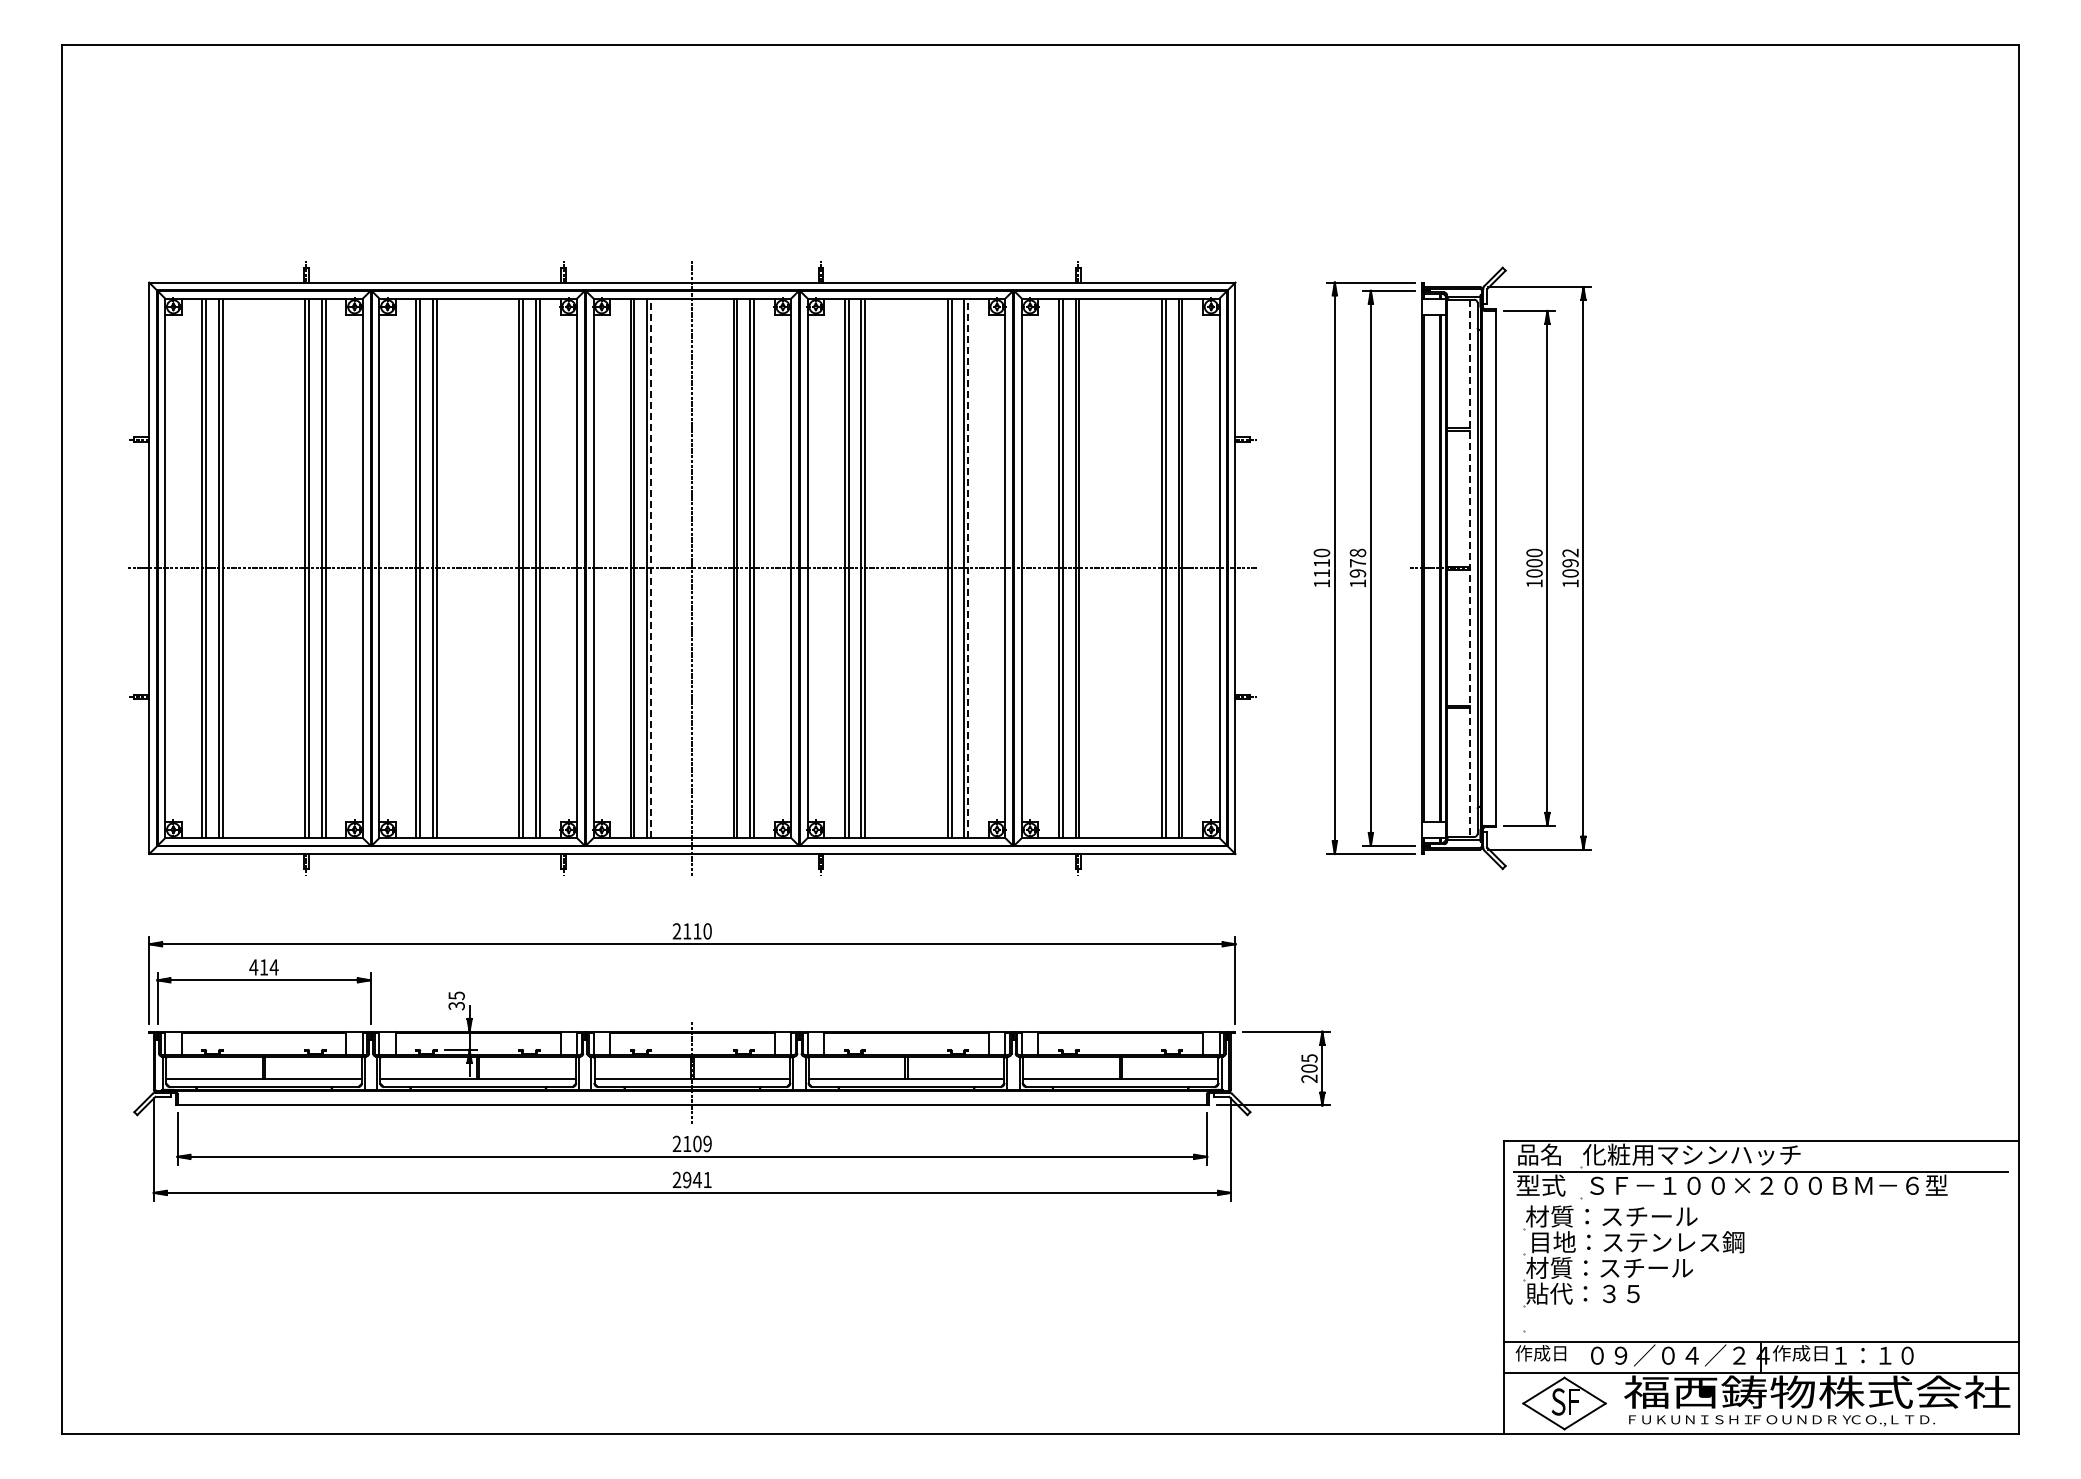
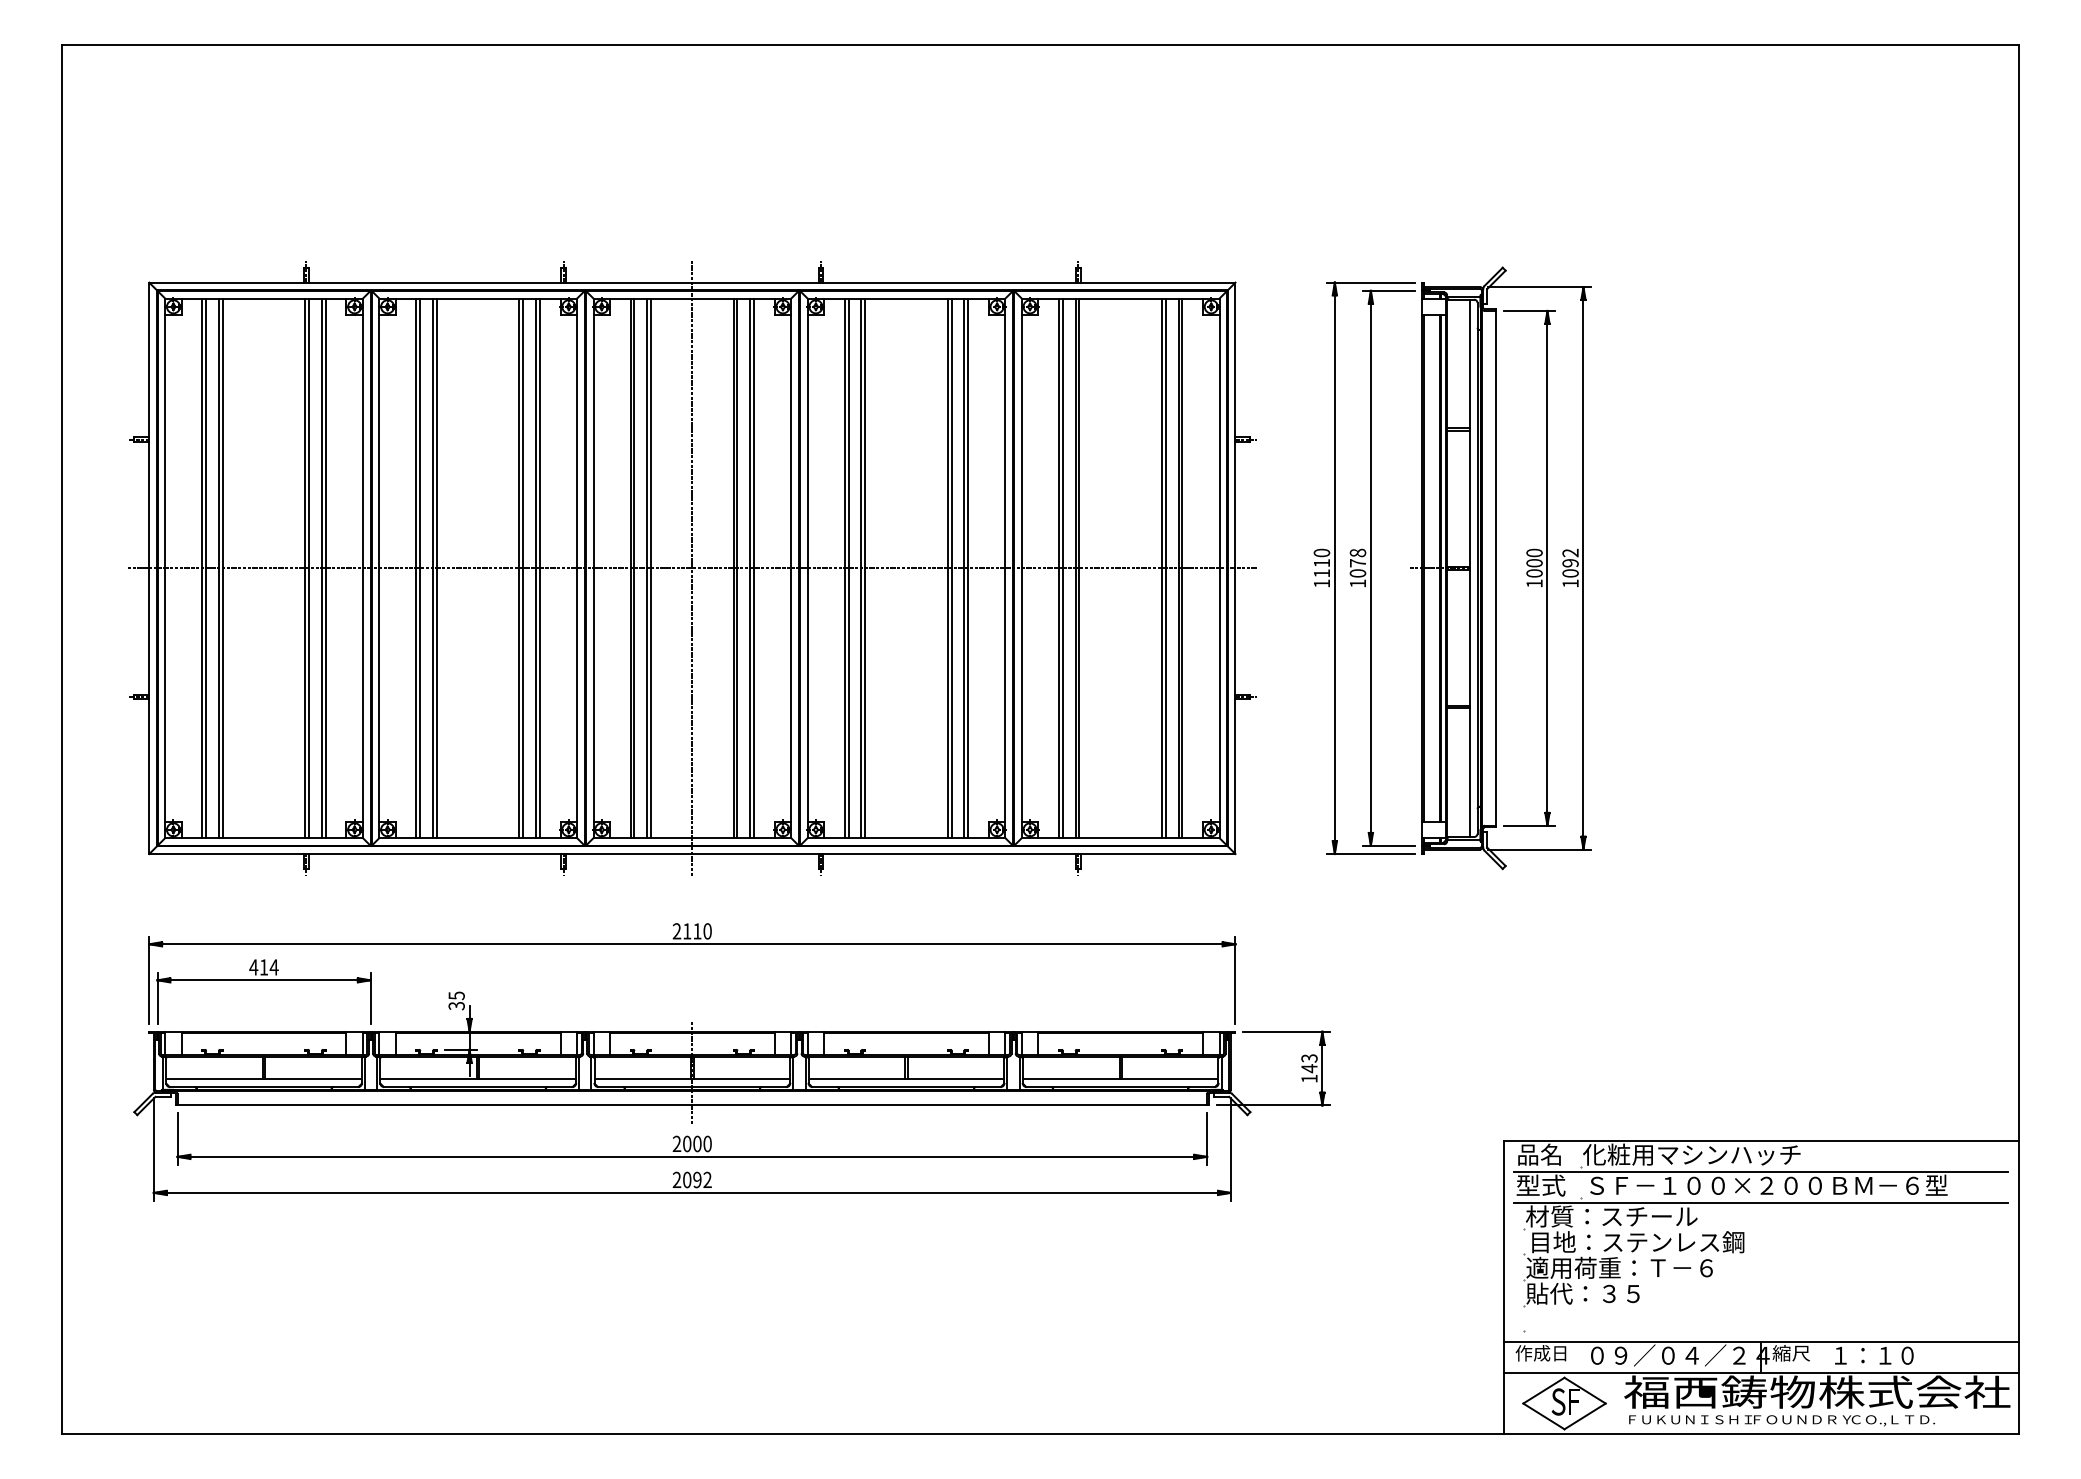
line: dashed -> solid (651, 568)
line: dashed -> solid (968, 568)
line: dashed -> solid (1469, 568)
text: 1978 -> 1078 (1357, 573)
text: 205 -> 143 (1309, 1068)
text: 2109 -> 2000 (697, 1143)
text: 2941 -> 2092 (697, 1179)
line: none -> present (1761, 1202)
text: 材質：スチール -> 適用荷重：Ｔ－６ (1619, 1267)
text: 作成日 -> 縮尺 (1799, 1353)
